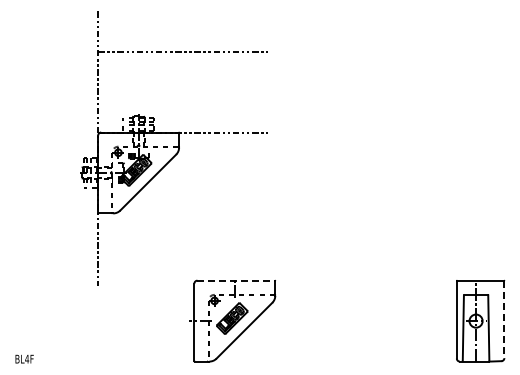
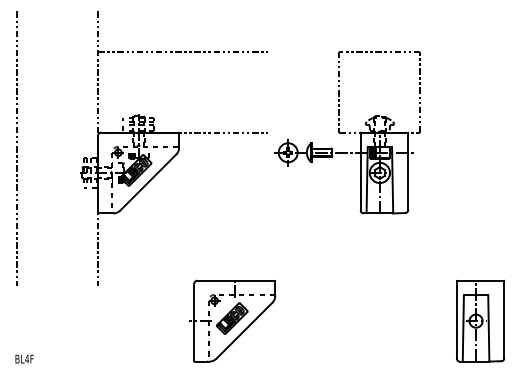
part: none -> present (347, 132)
line: none -> present (17, 148)
line: dashed -> solid (236, 280)
line: dashed -> solid (504, 320)
